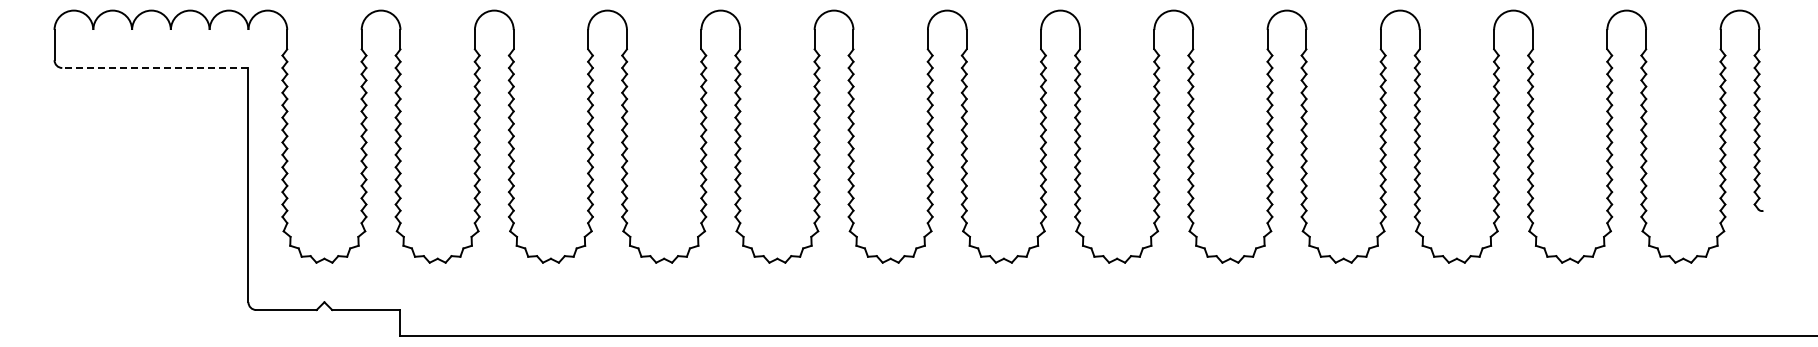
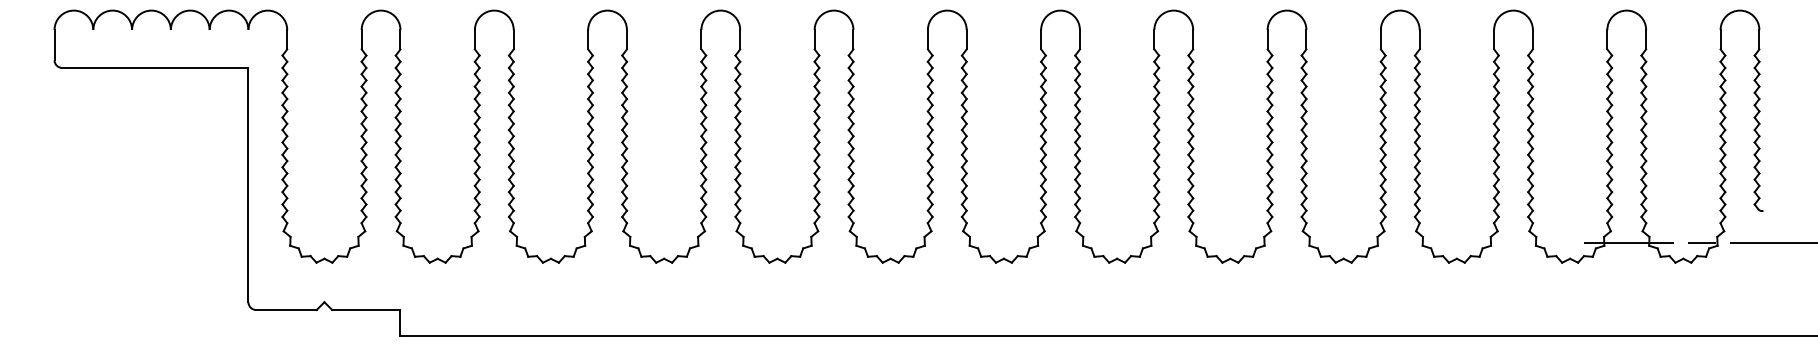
line: dashed -> solid (154, 68)
line: none -> present (1698, 243)
